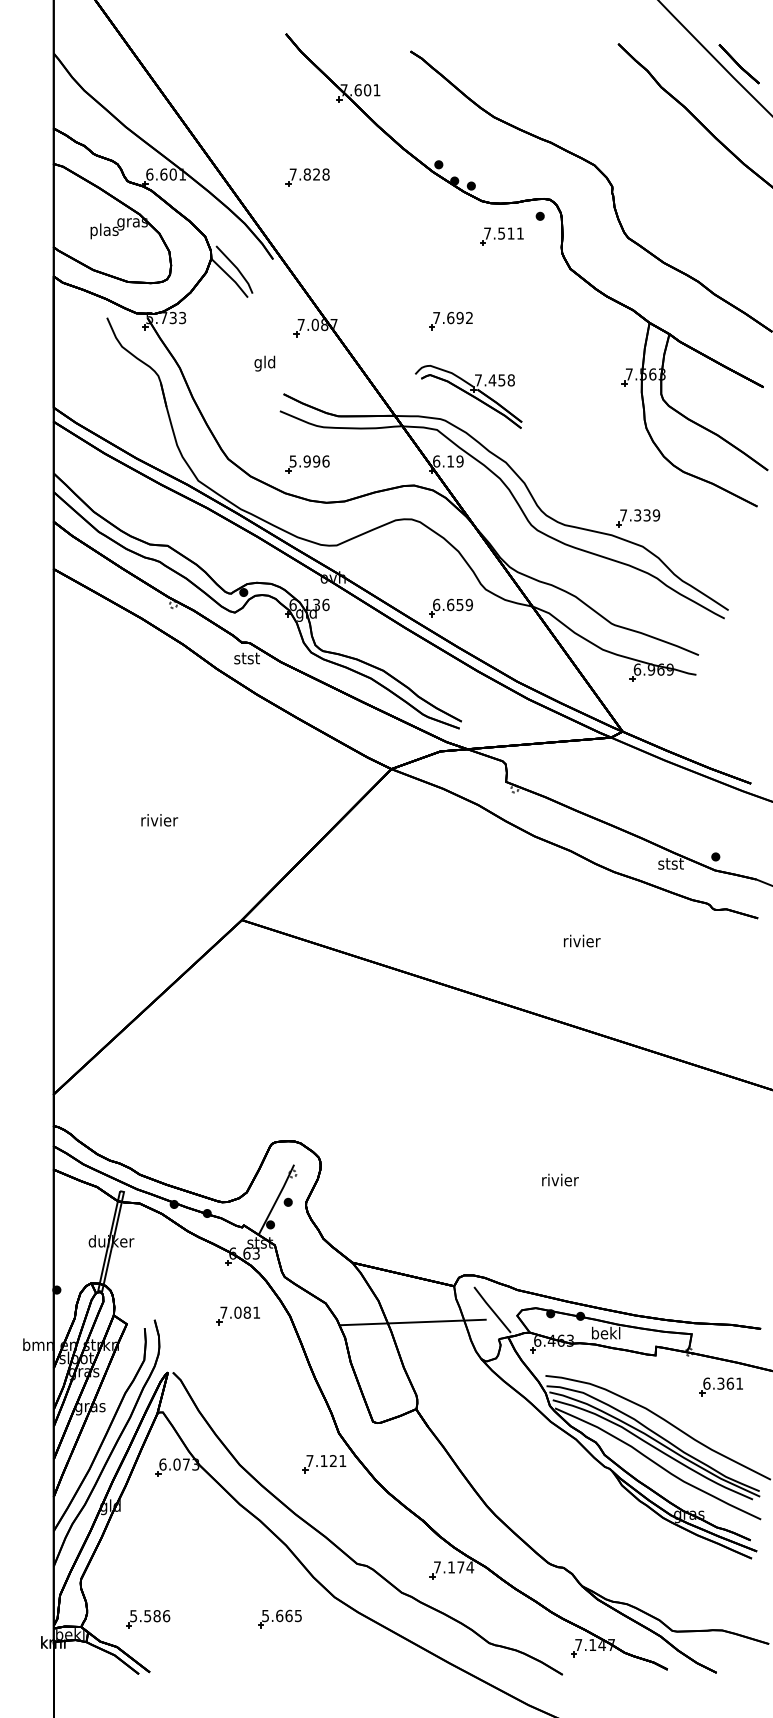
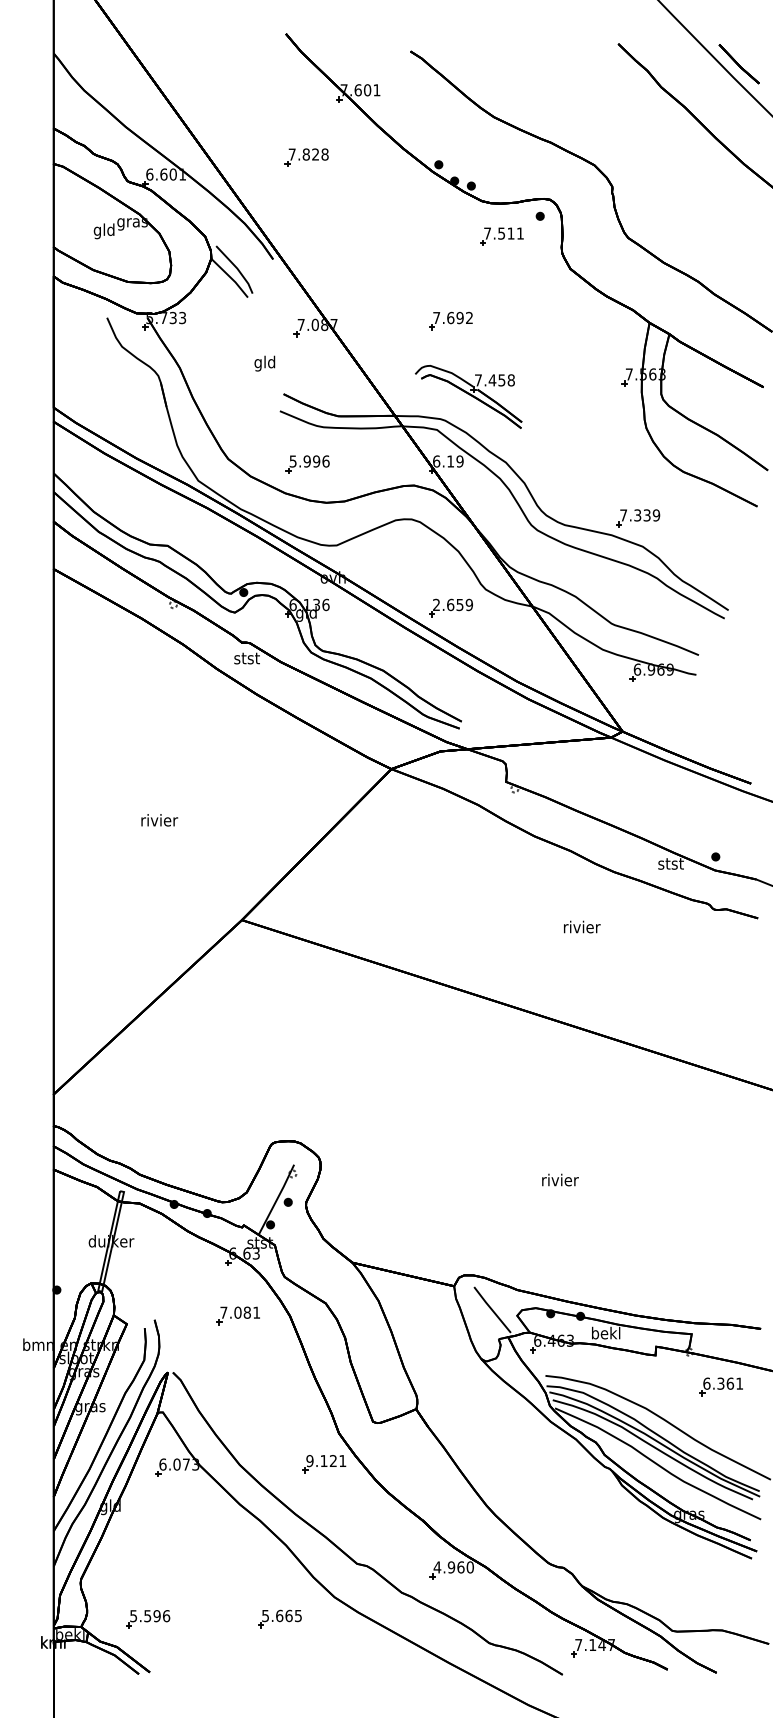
part position: (307, 177) -> (306, 157) (306, 157)
text: plas -> gld (104, 231)
text: 6.659 -> 2.659 (436, 604)
text position: (582, 940) -> (582, 926) (582, 926)
line: present -> none (412, 1322)
text: 7.121 -> 9.121 (309, 1461)
text: 7.174 -> 4.960 (453, 1567)
text: 5.586 -> 5.596 (156, 1616)
